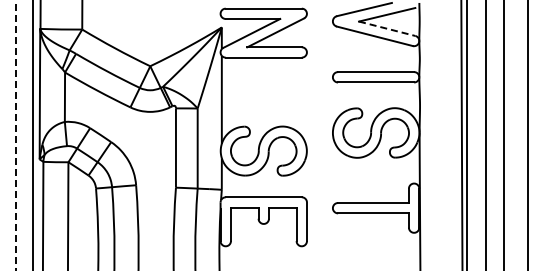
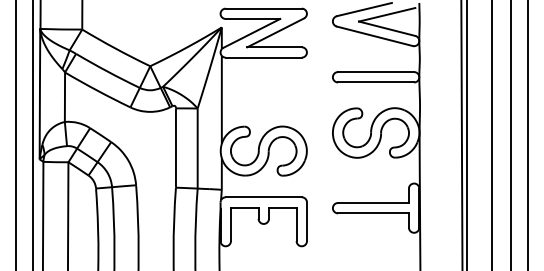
line: dashed -> solid (387, 28)
line position: (486, 134) -> (492, 134) (492, 134)
line position: (503, 134) -> (510, 134) (510, 134)
line: dashed -> solid (16, 135)
